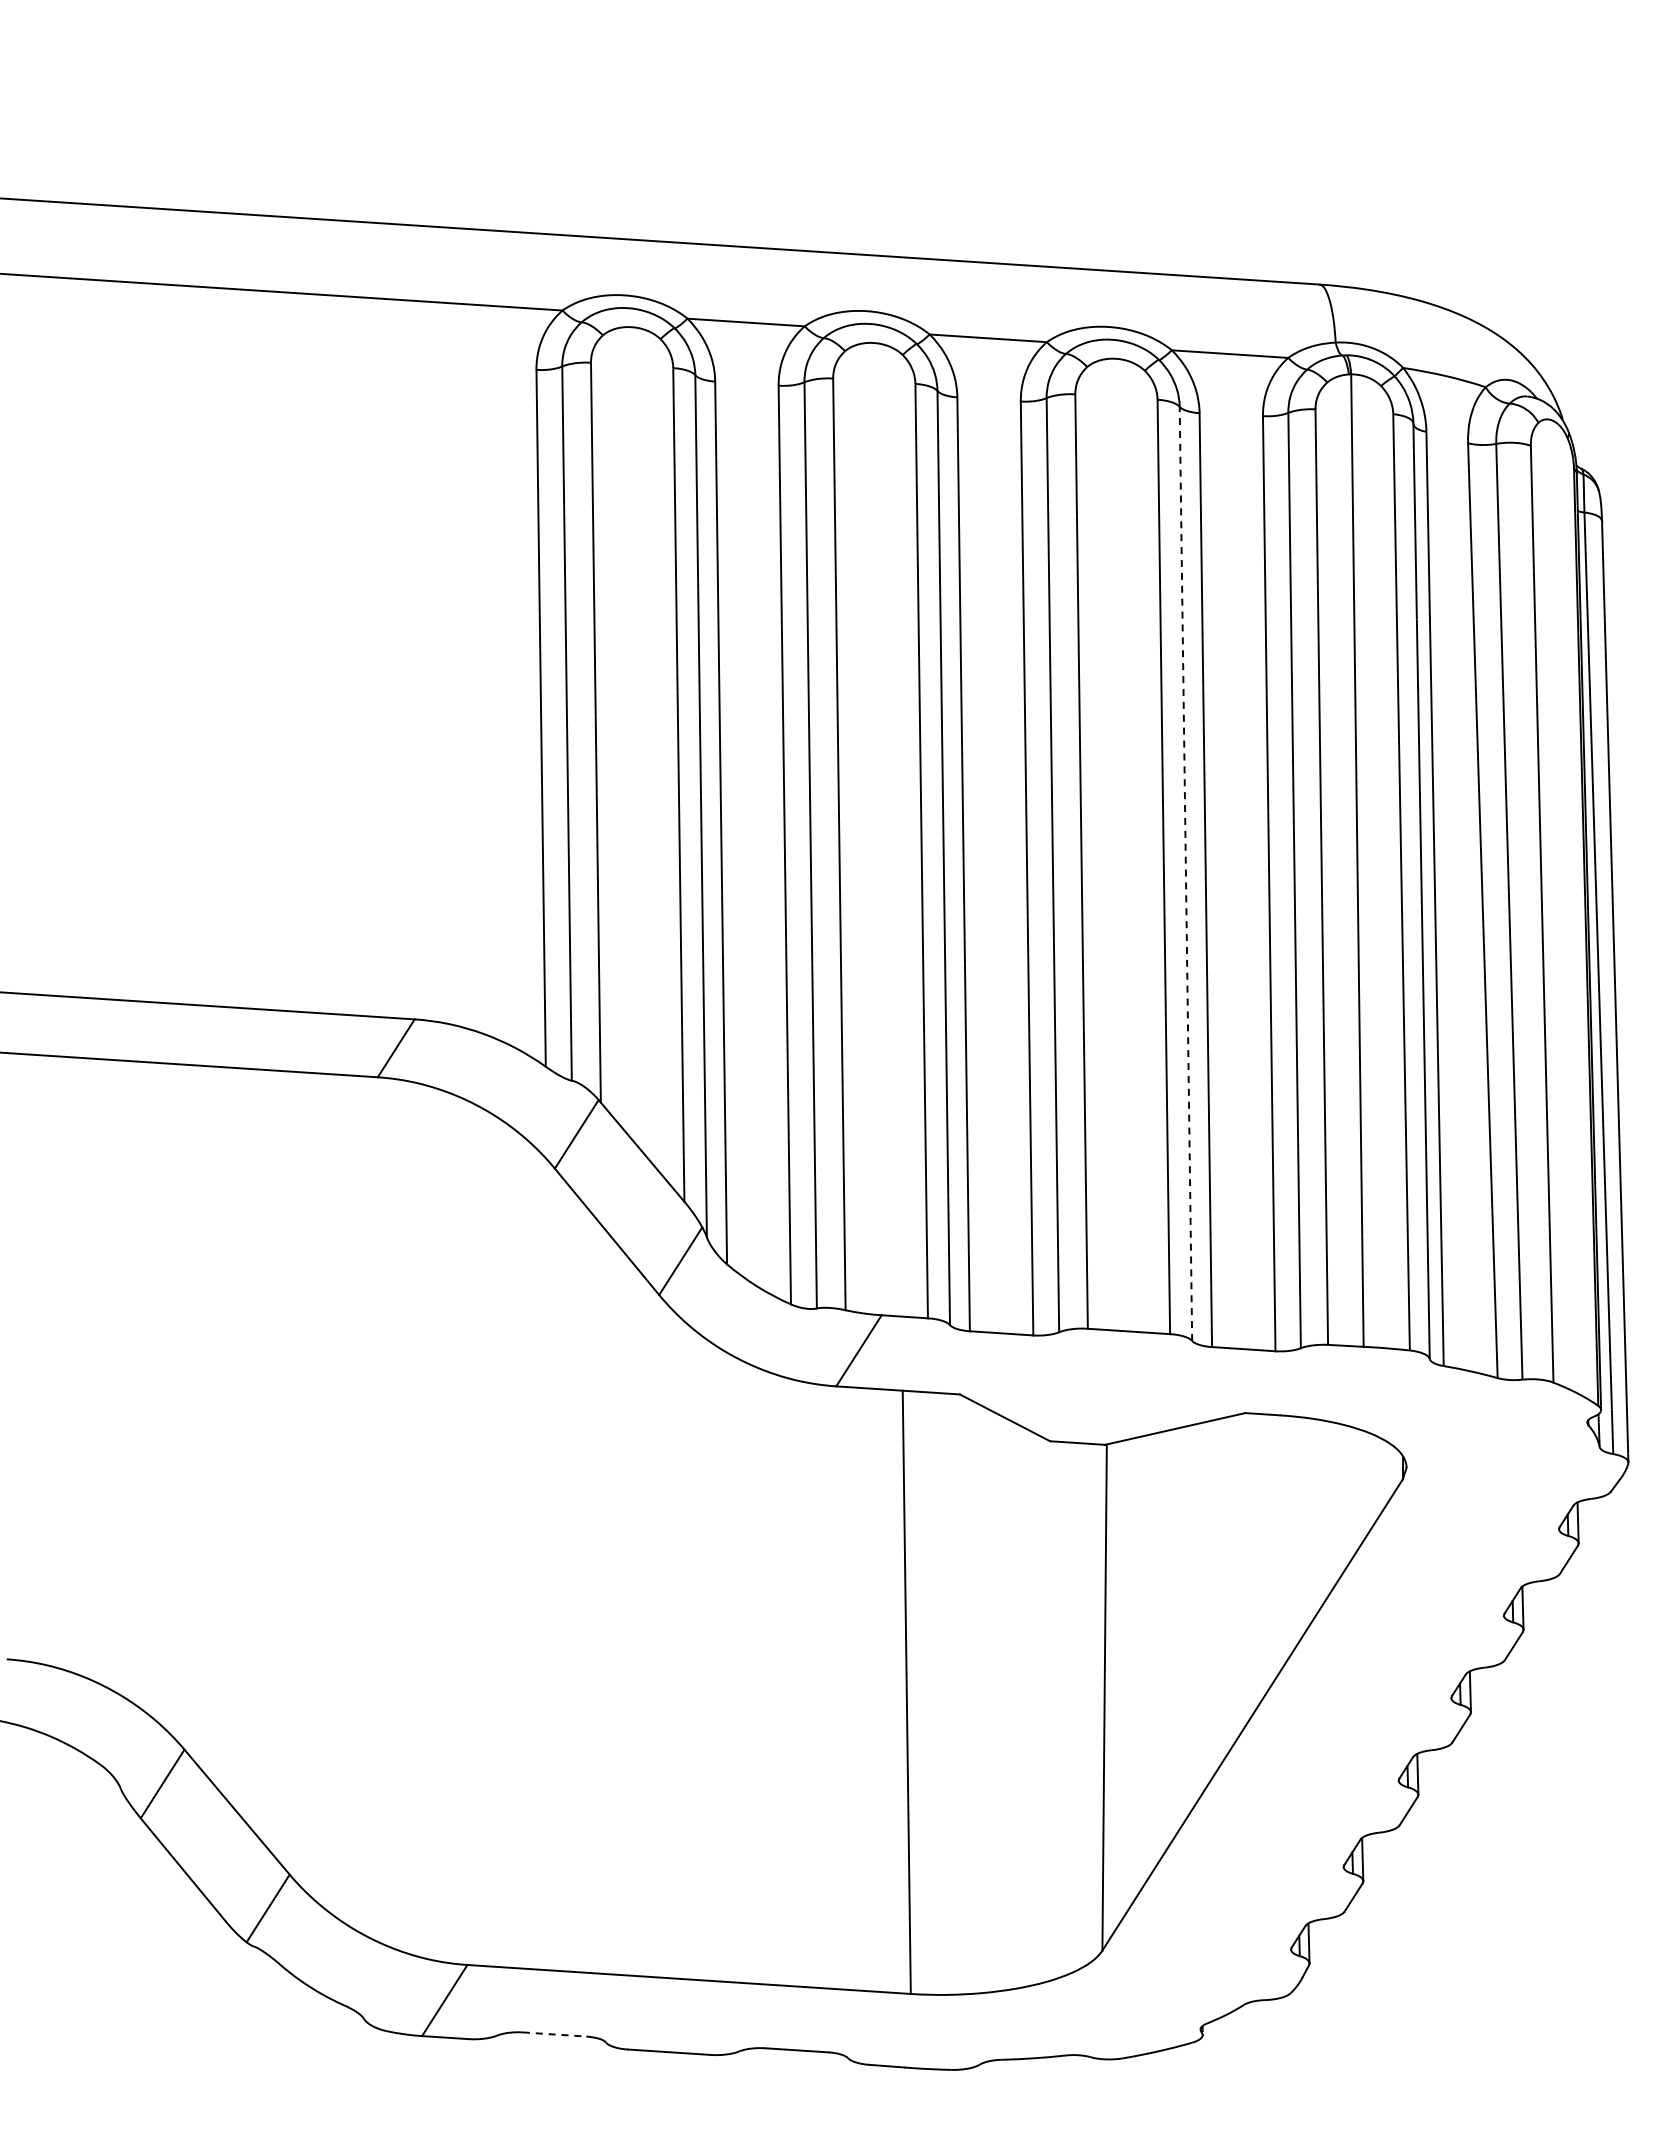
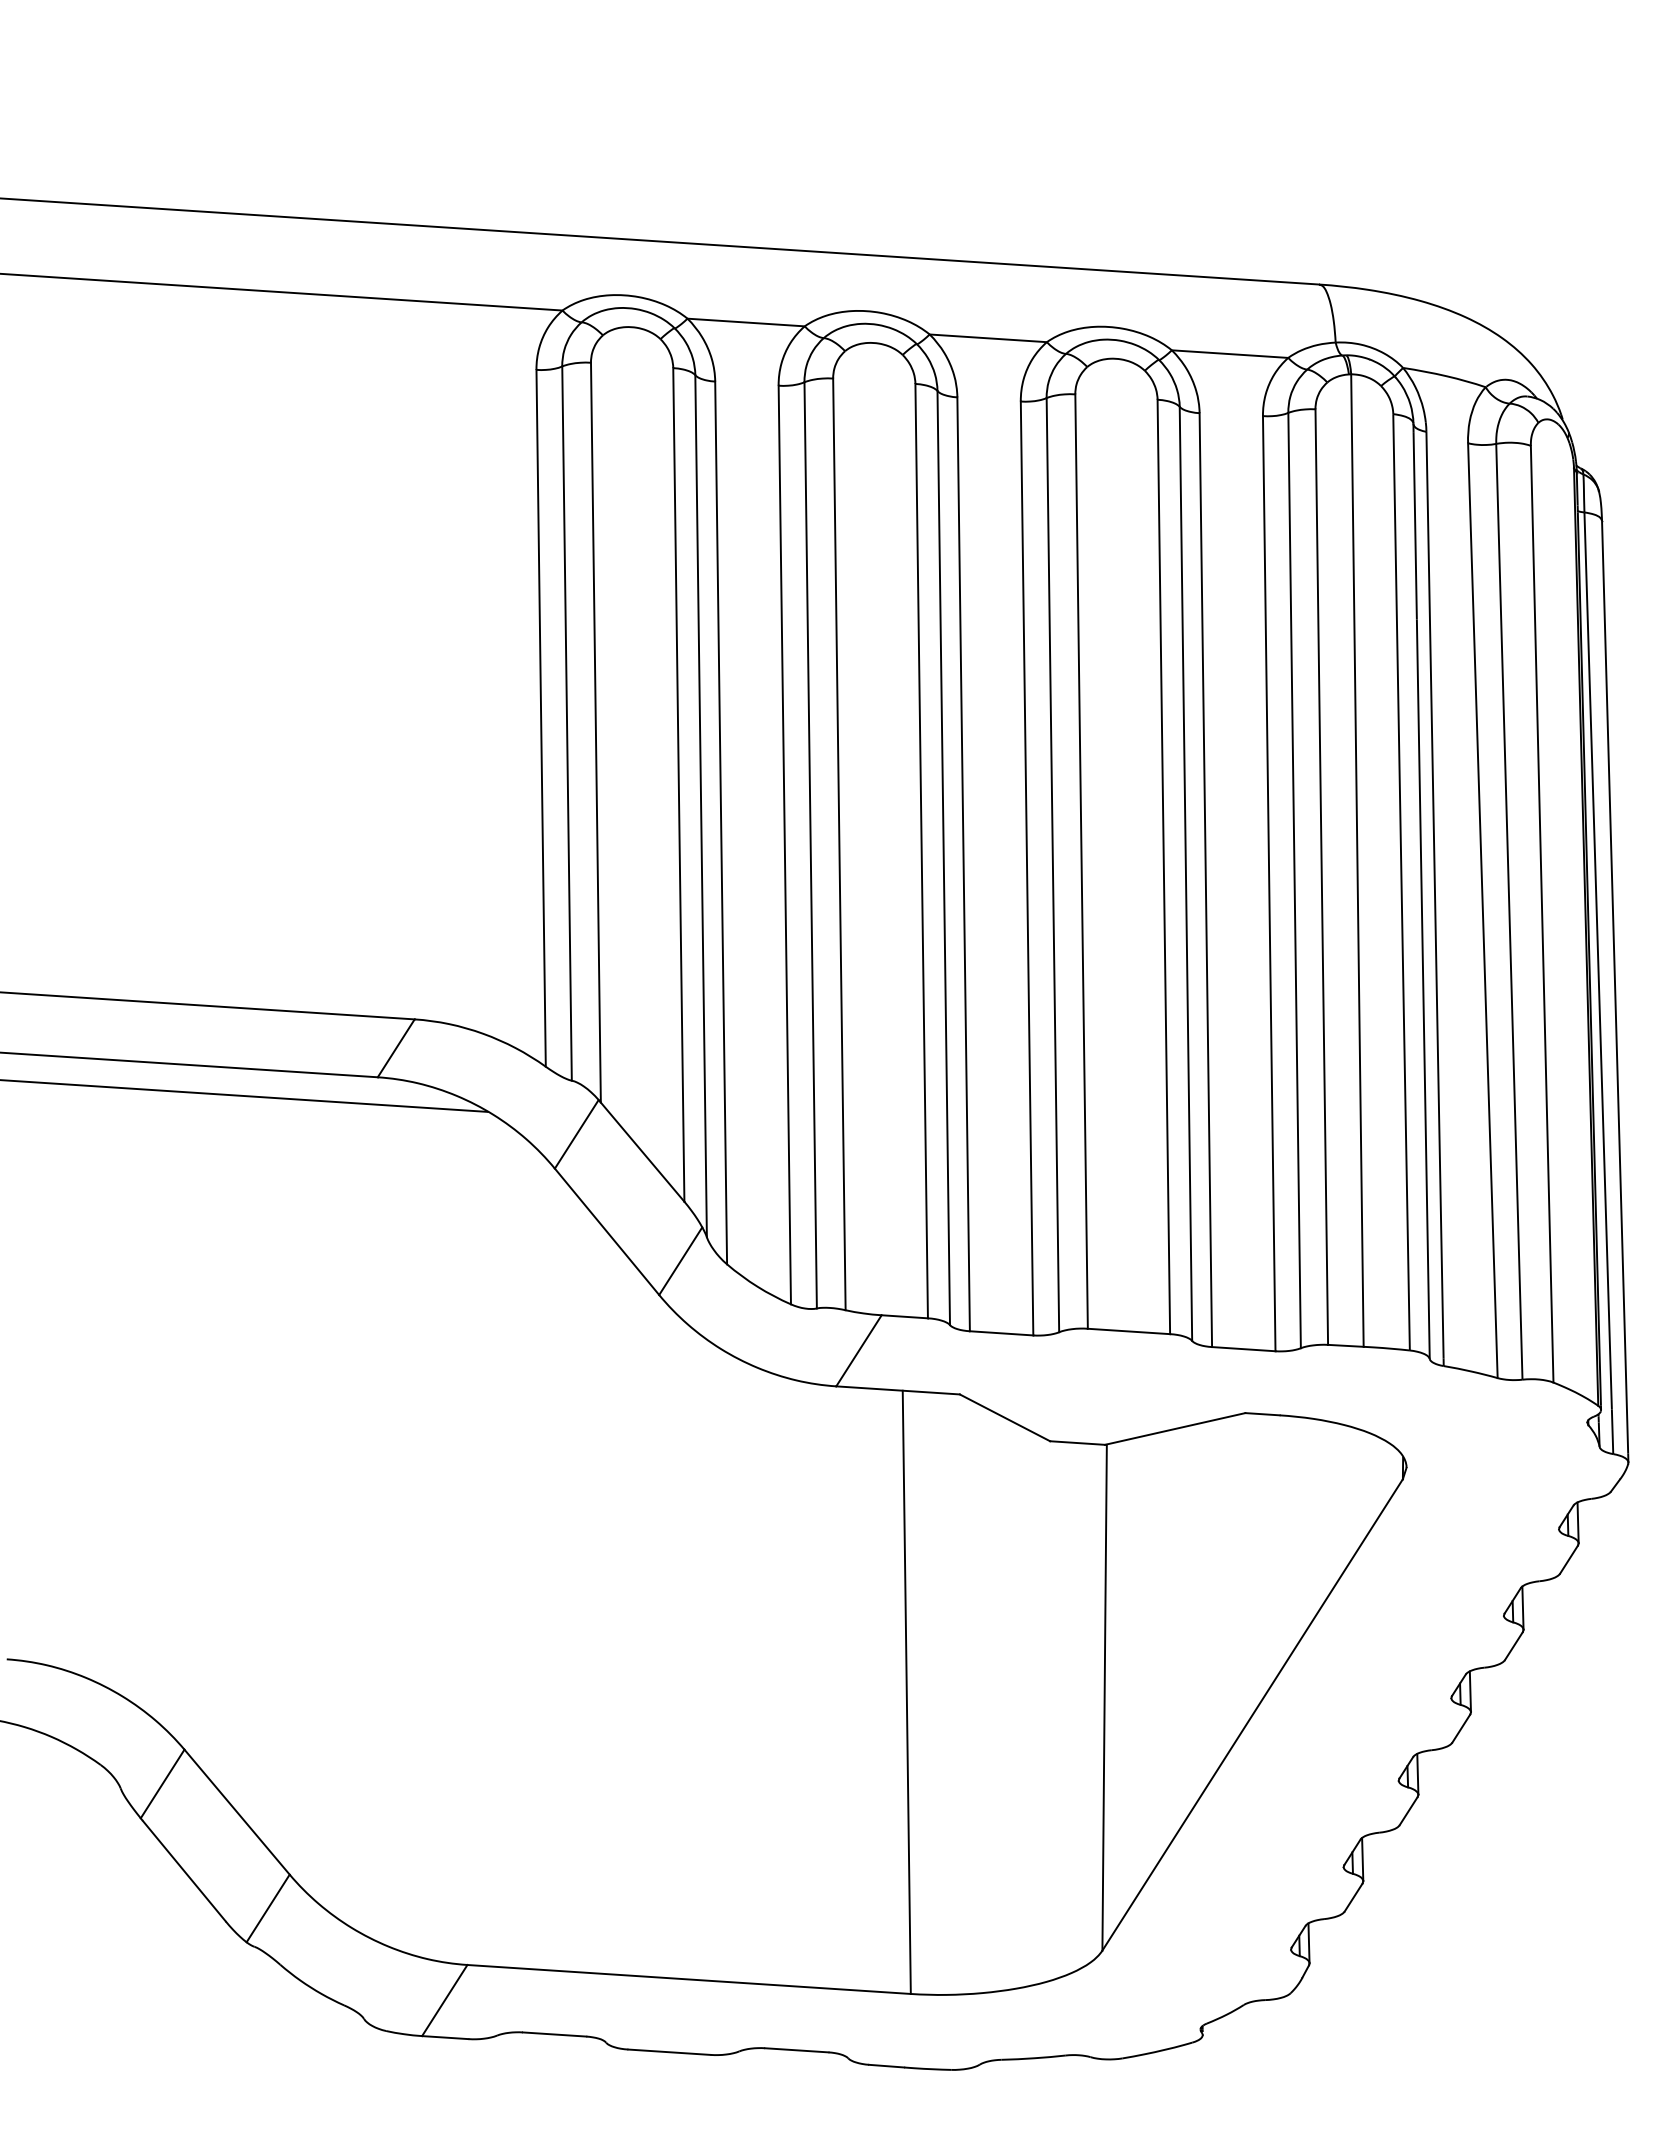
line: dashed -> solid (1185, 873)
line: none -> present (244, 1095)
line: dashed -> solid (554, 2034)
